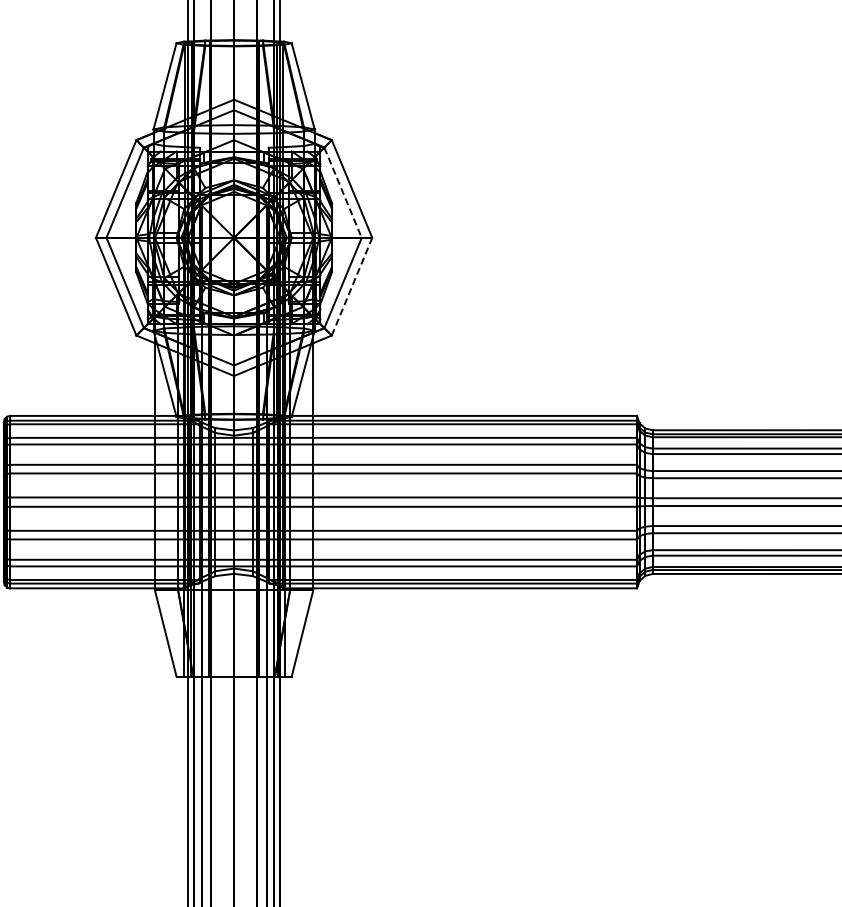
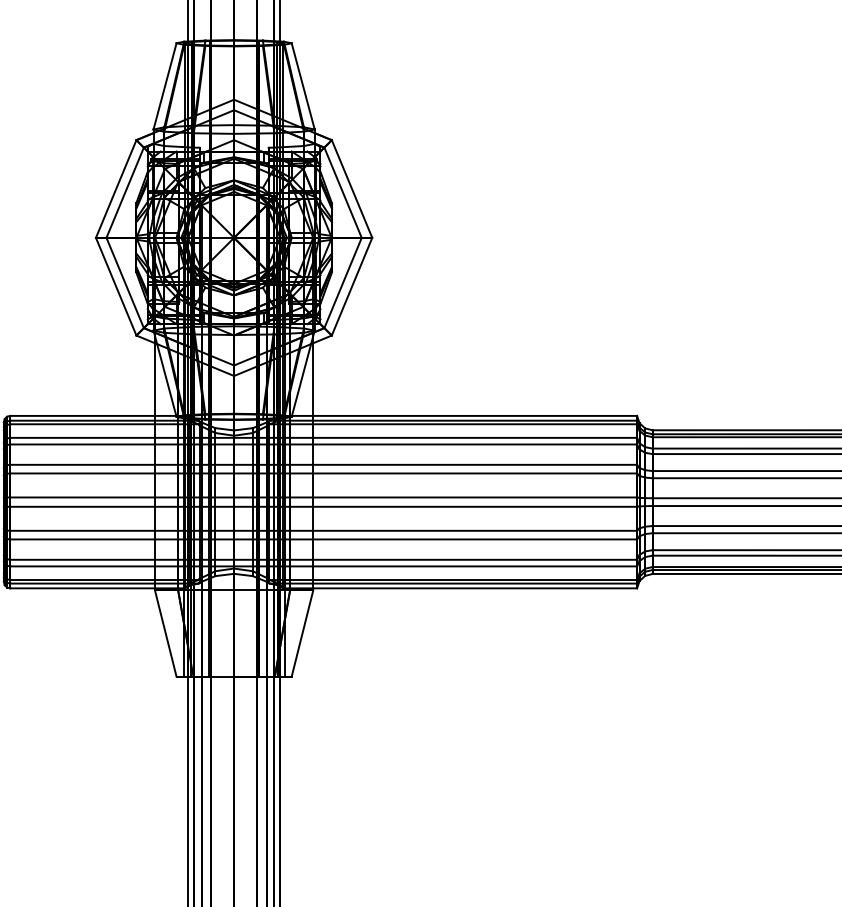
line: dashed -> solid (343, 192)
line: dashed -> solid (352, 286)
